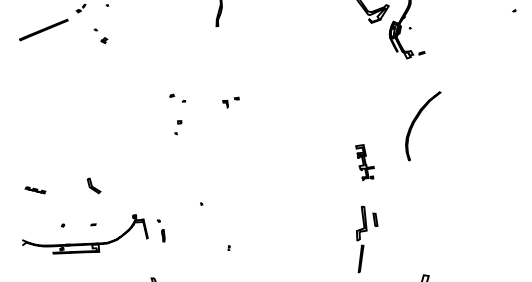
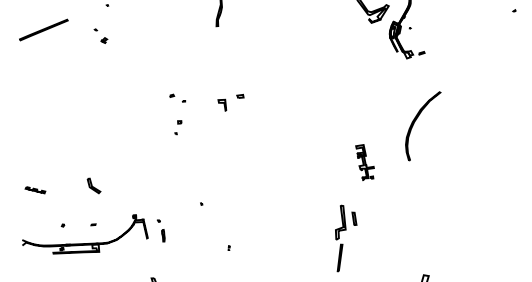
part: present -> none (80, 8)
part size: 18x13 px -> 28x19 px (230, 102)
part position: (363, 244) -> (342, 243) (342, 243)
